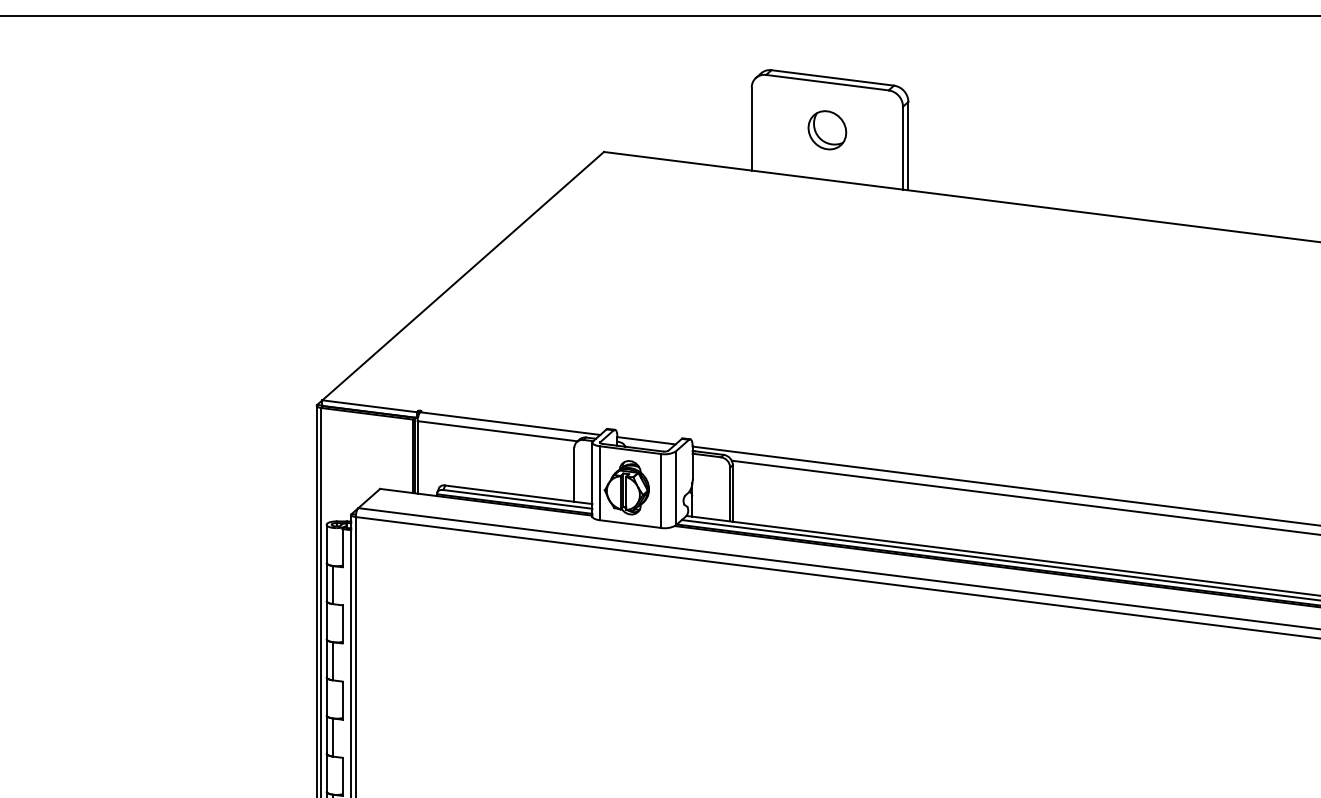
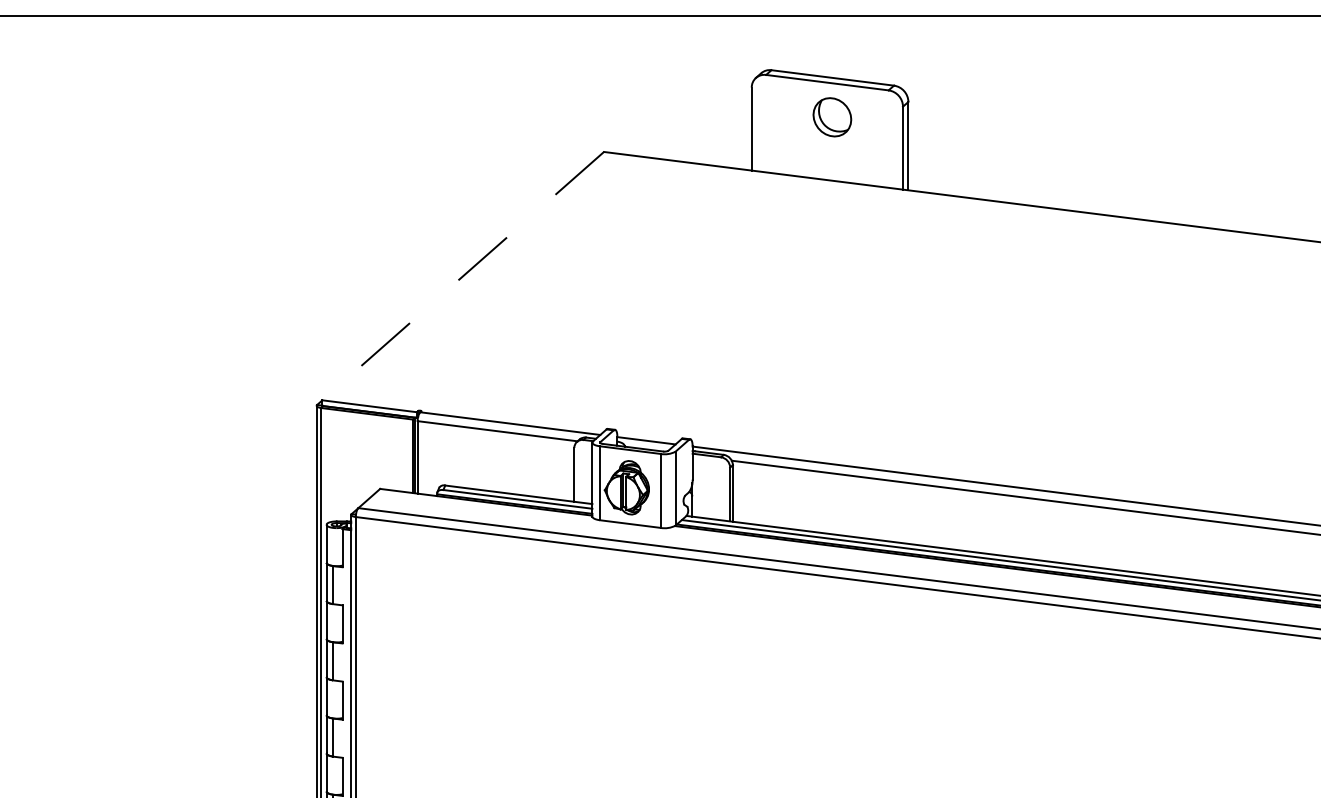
part position: (827, 130) -> (832, 117) (832, 117)
line: solid -> dashed (463, 276)
